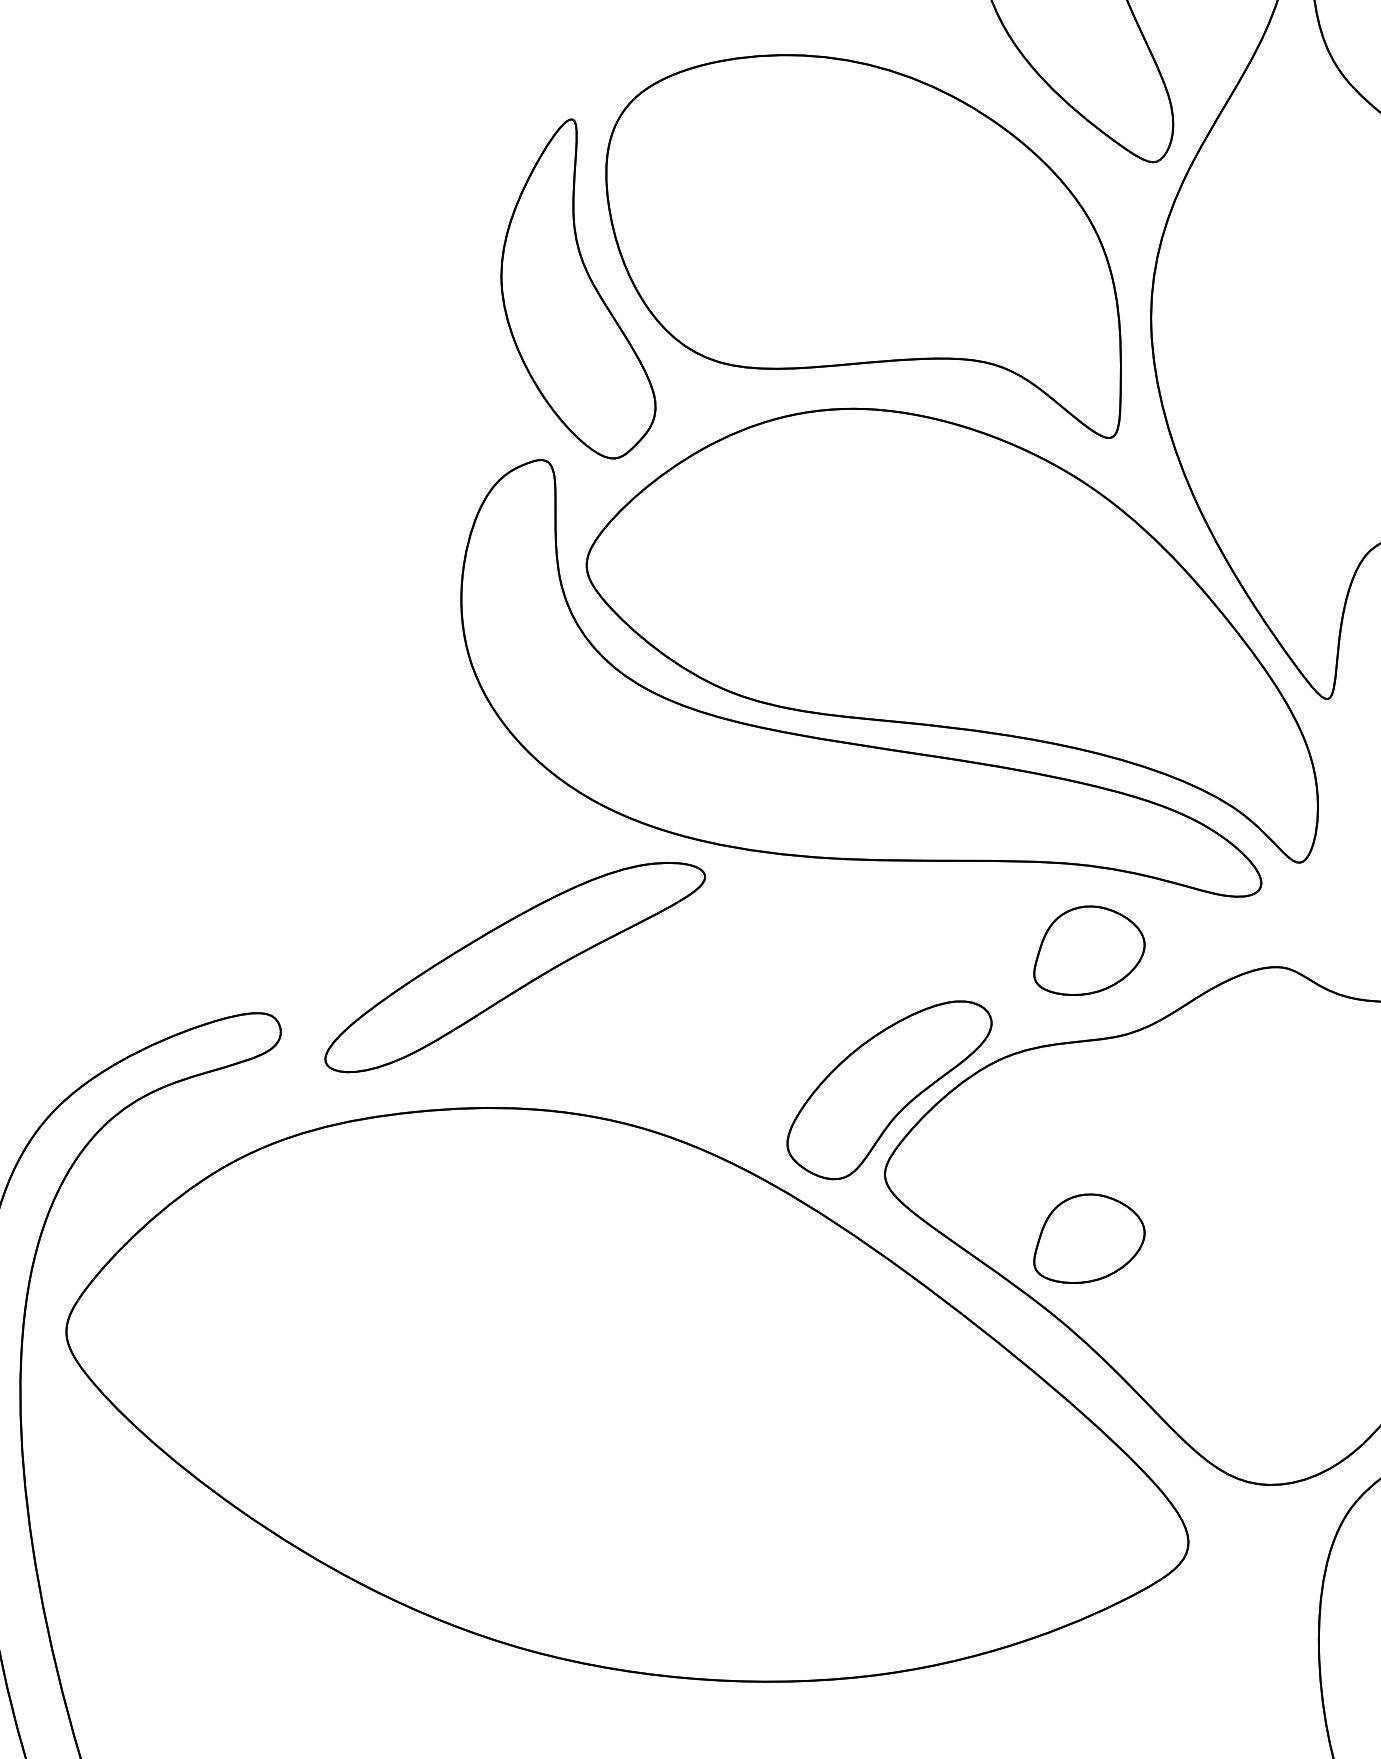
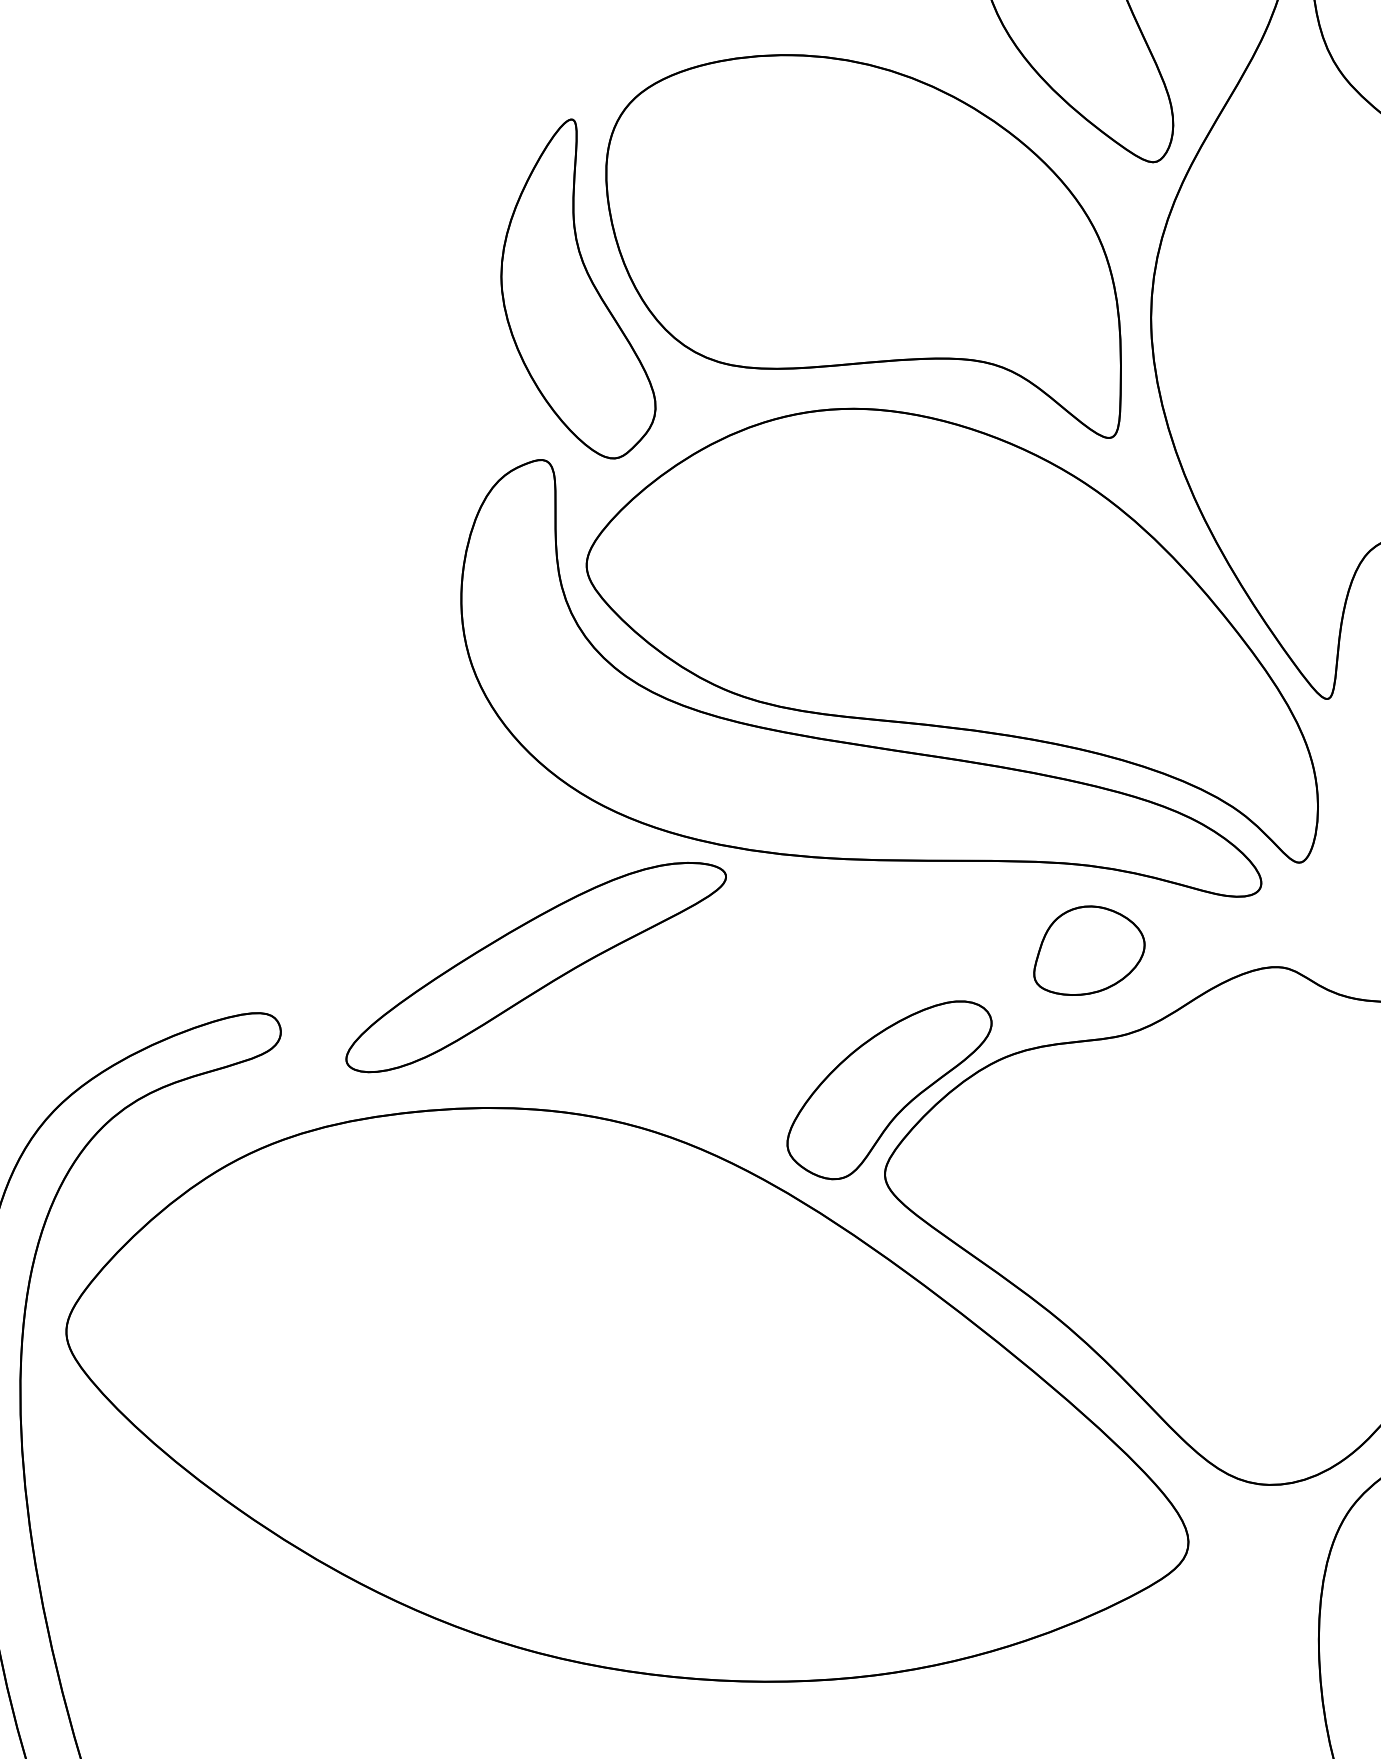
part position: (514, 967) -> (535, 967) (535, 967)
part: present -> none (1089, 1238)
